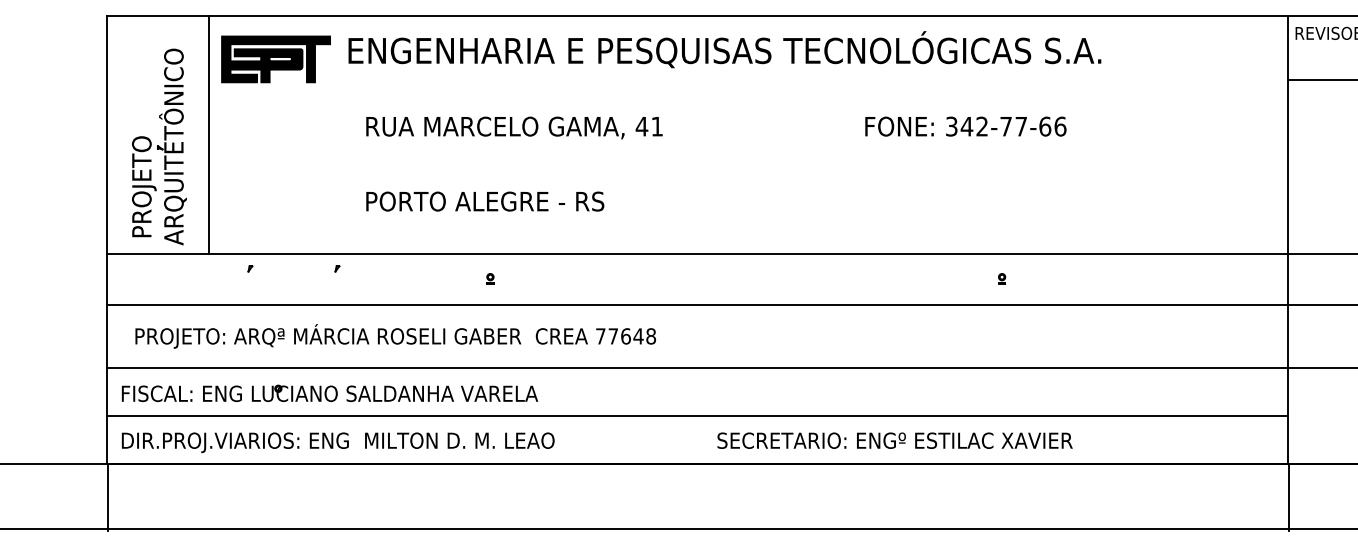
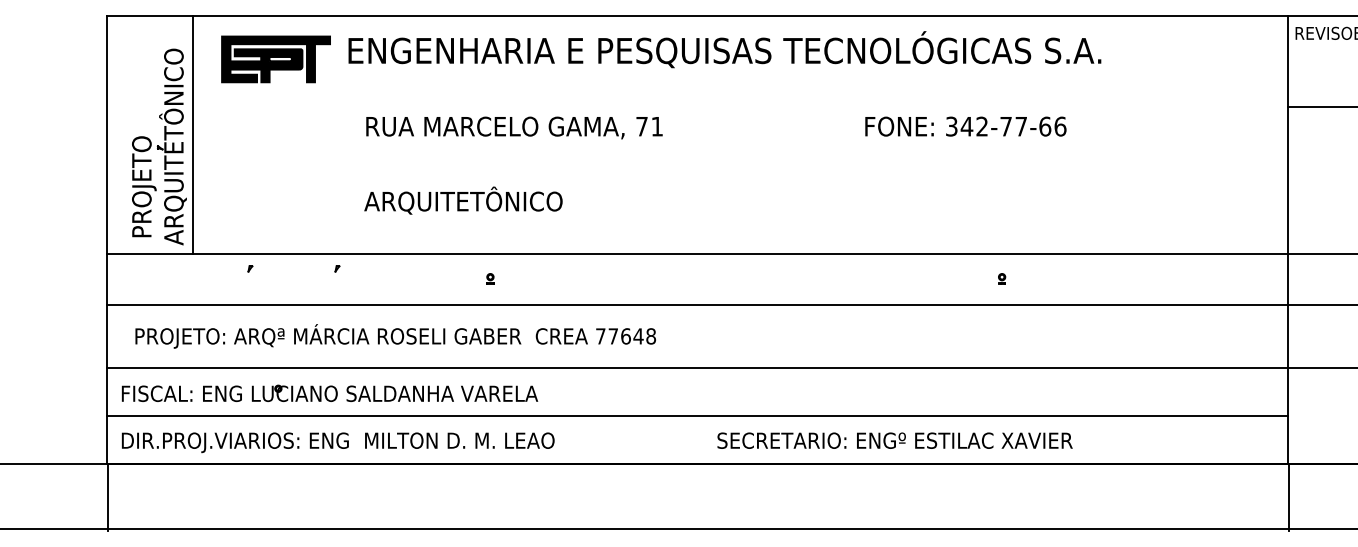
line position: (1321, 80) -> (1321, 107) (1321, 107)
text: 41 -> 71 (641, 126)
line position: (209, 134) -> (193, 134) (193, 134)
text: PORTO ALEGRE - RS -> ARQUITETÔNICO (484, 200)
